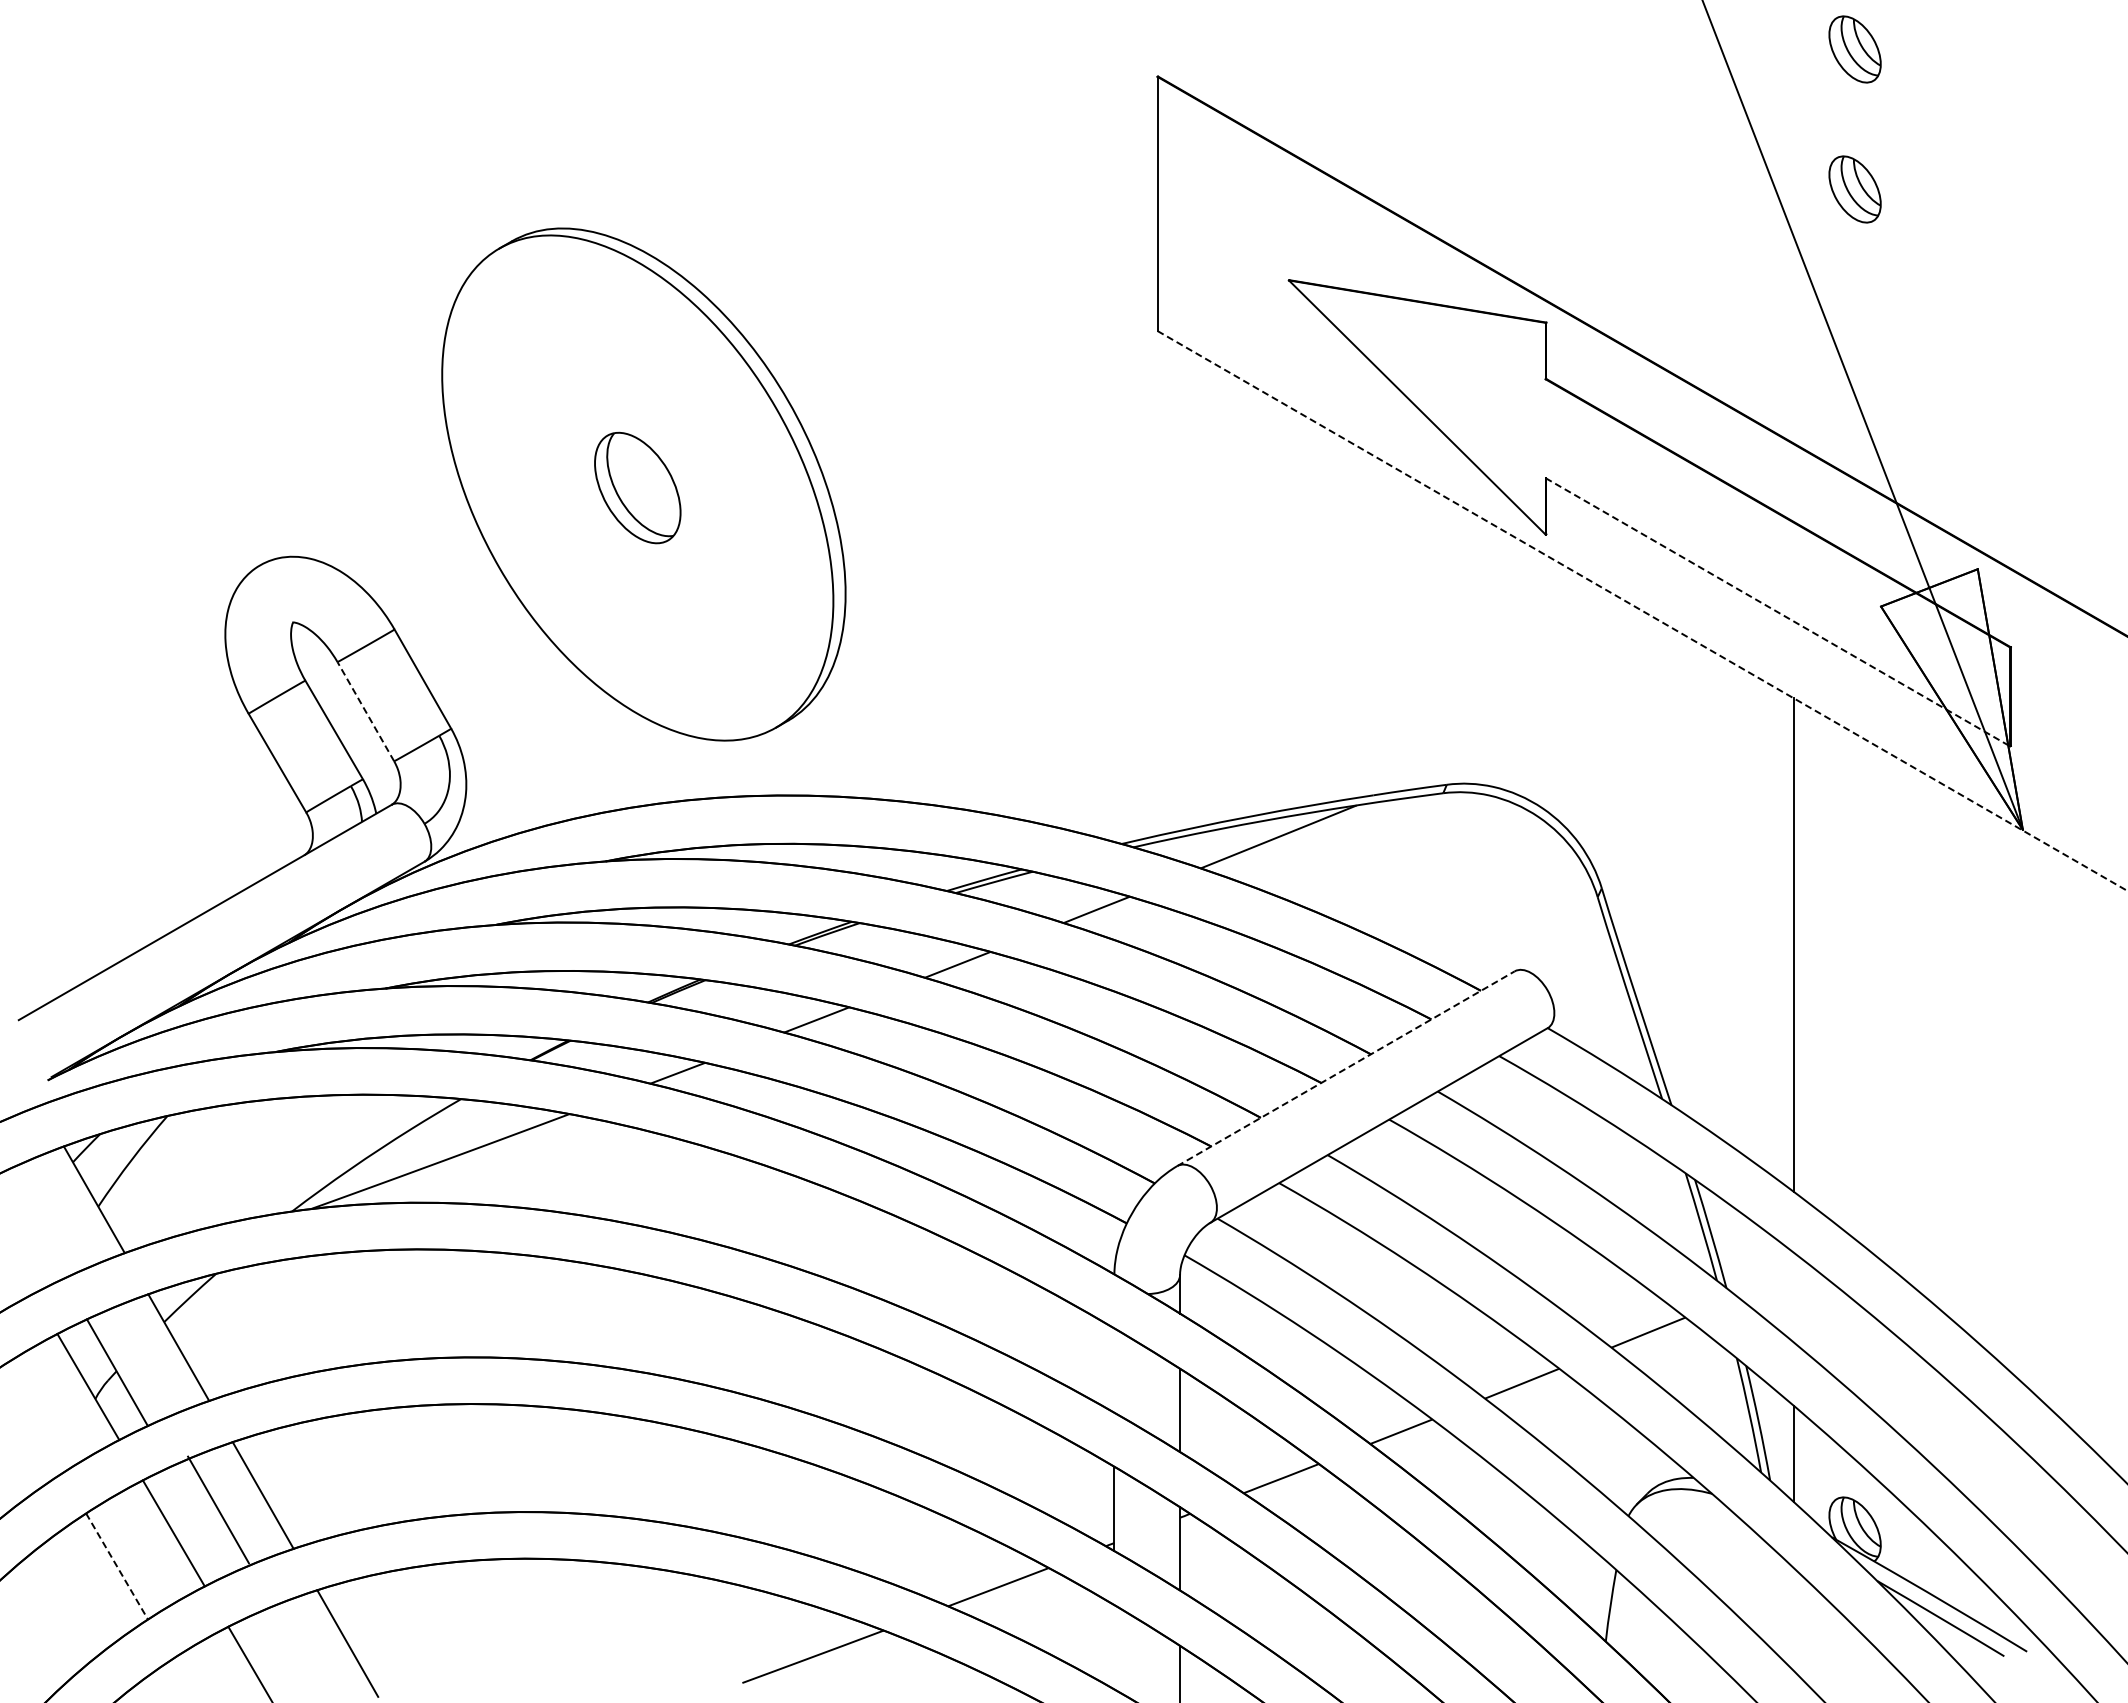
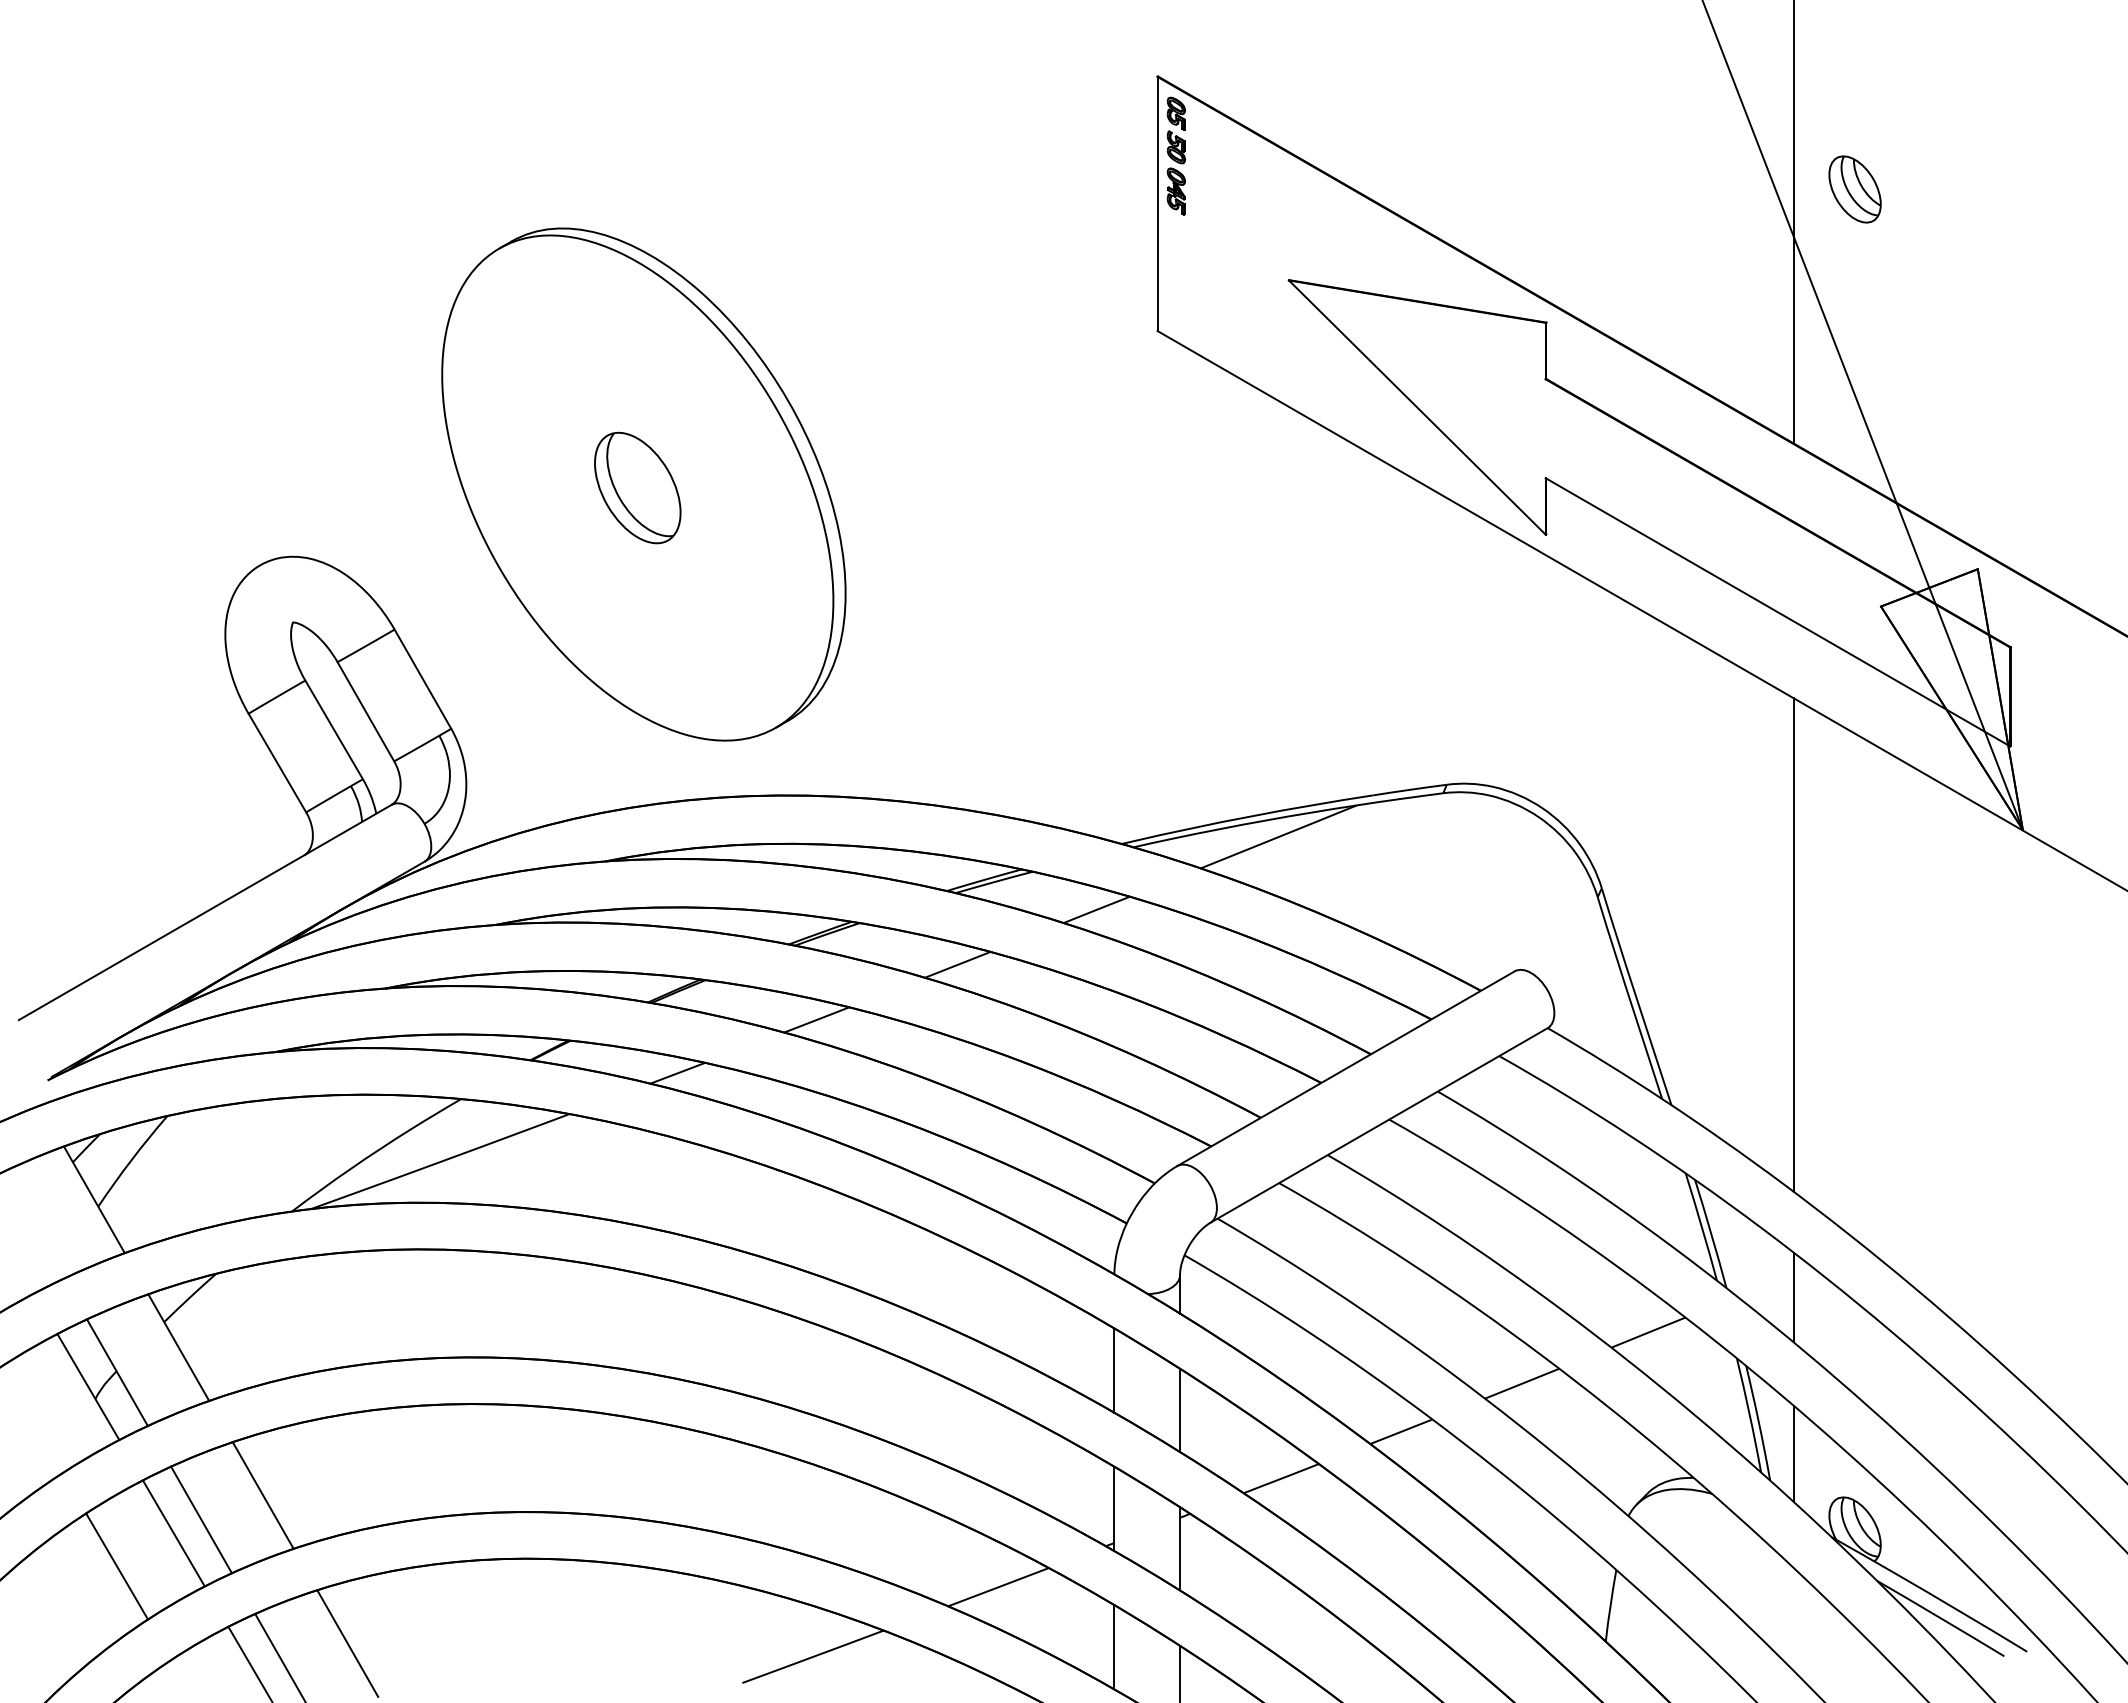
part: present -> none (1854, 49)
part: none -> present (1175, 155)
line: none -> present (1793, 222)
line: dashed -> solid (1643, 611)
line: dashed -> solid (1778, 612)
line: dashed -> solid (365, 711)
line: dashed -> solid (1345, 1068)
line: none -> present (1793, 1297)
line: none -> present (1114, 1370)
line position: (218, 1509) -> (201, 1519) (201, 1519)
line: dashed -> solid (117, 1566)
line: none -> present (1114, 1647)
line: none -> present (279, 1656)
